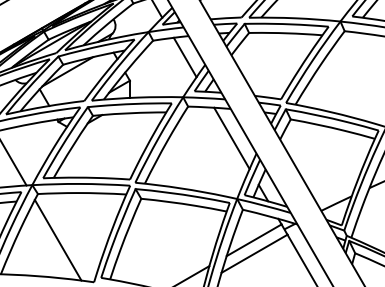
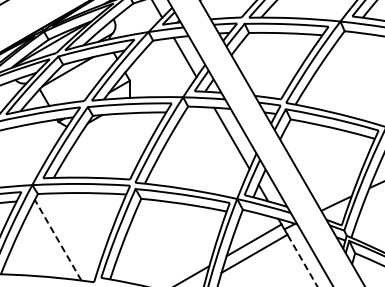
line: present -> none (14, 164)
line: solid -> dashed (58, 240)
line: solid -> dashed (302, 260)
